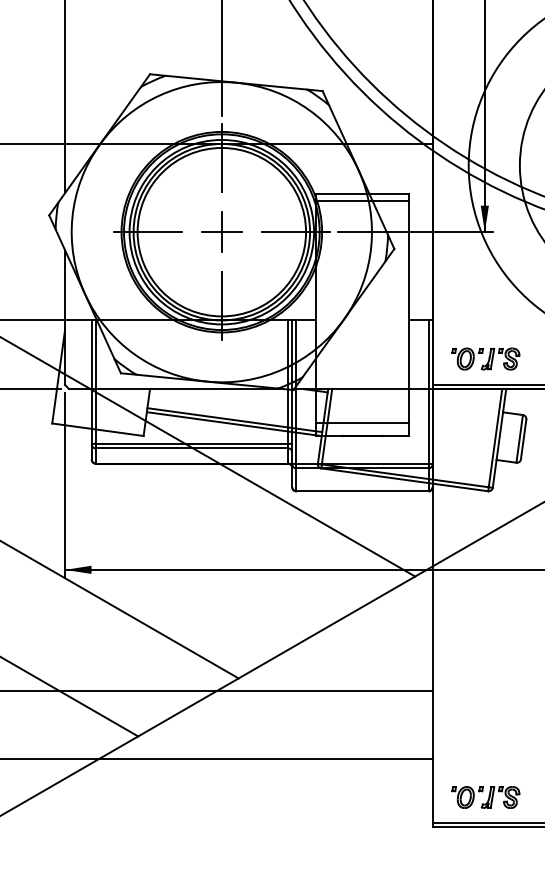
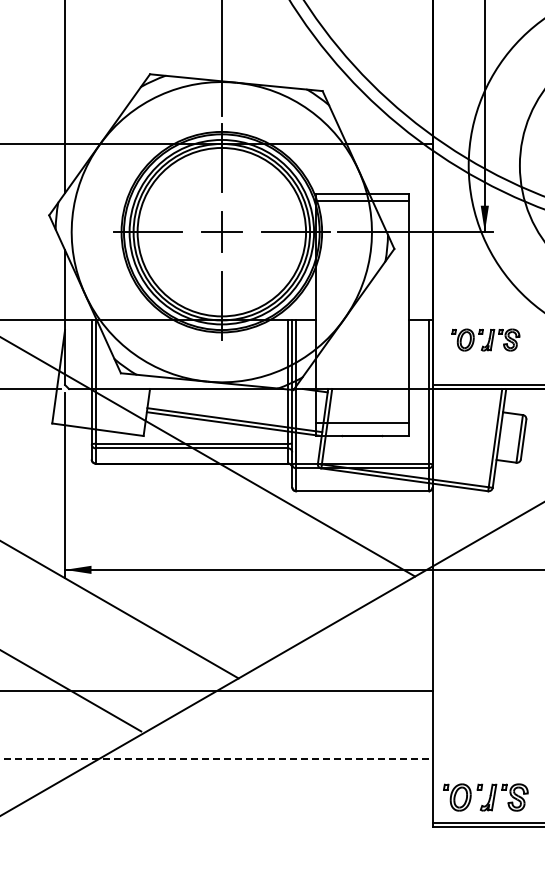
part position: (485, 358) -> (485, 339) (485, 339)
line position: (70, 696) -> (71, 691) (71, 691)
line: solid -> dashed (216, 758)
part size: 70x23 px -> 86x29 px (485, 797)
